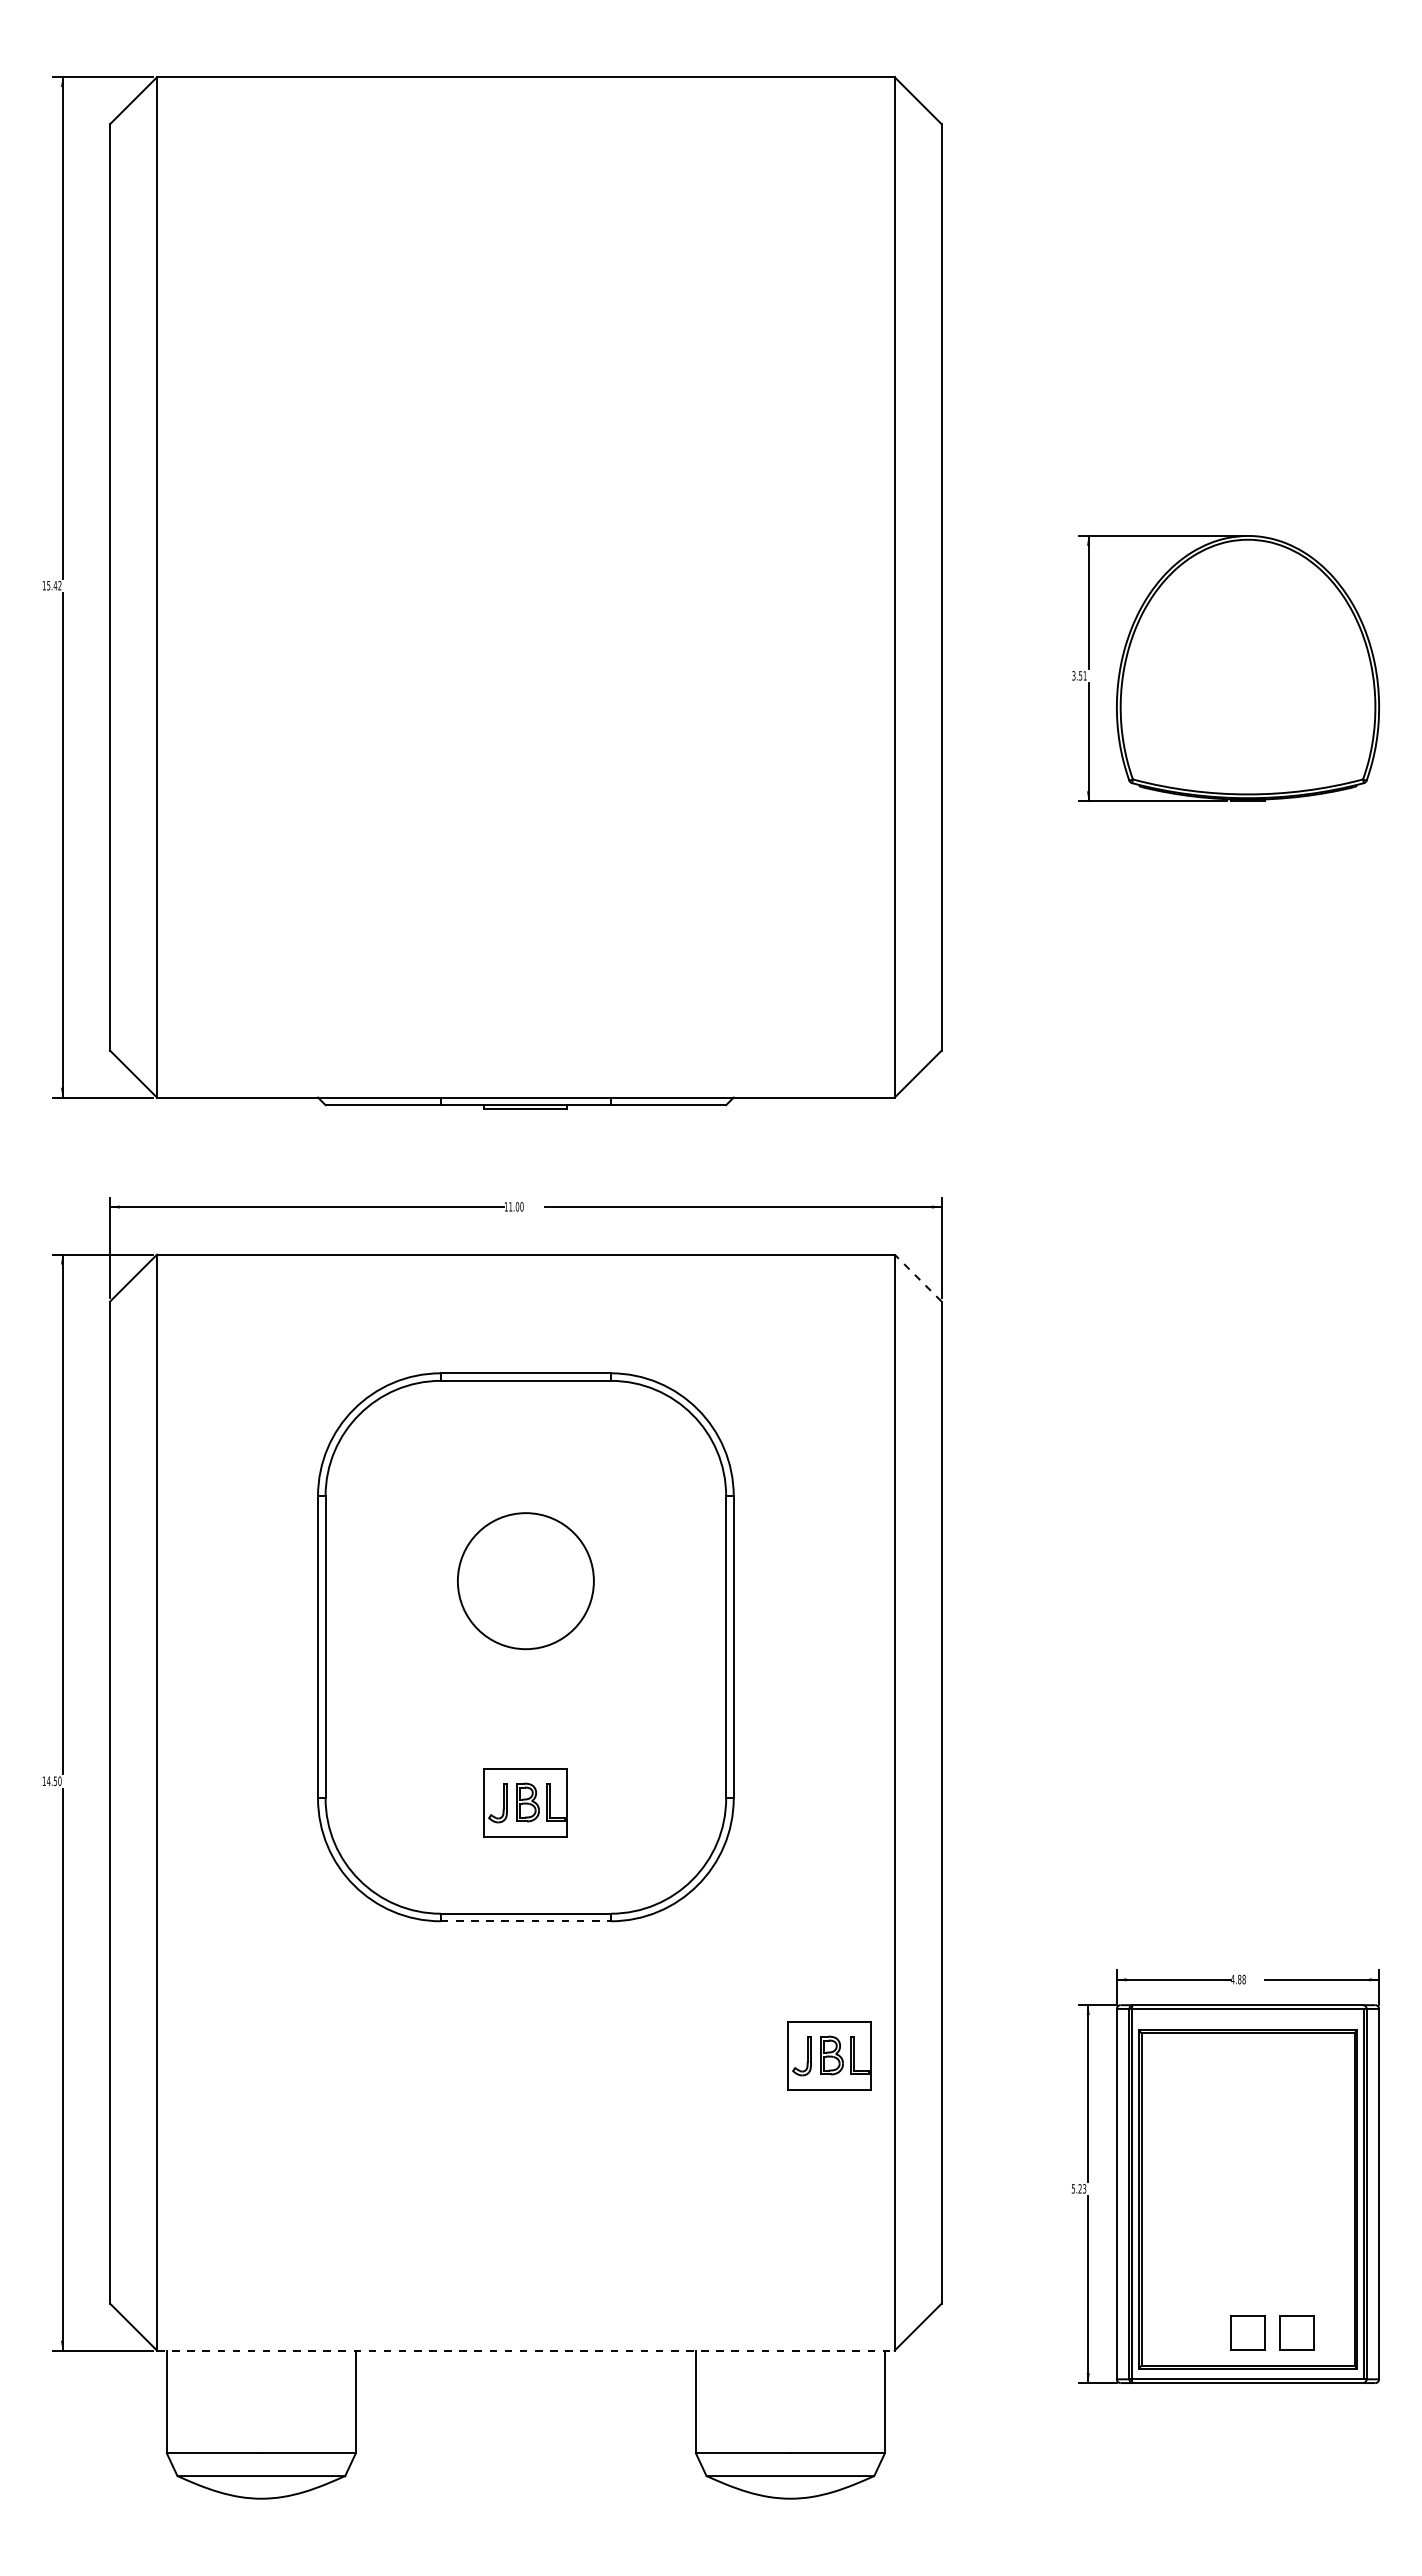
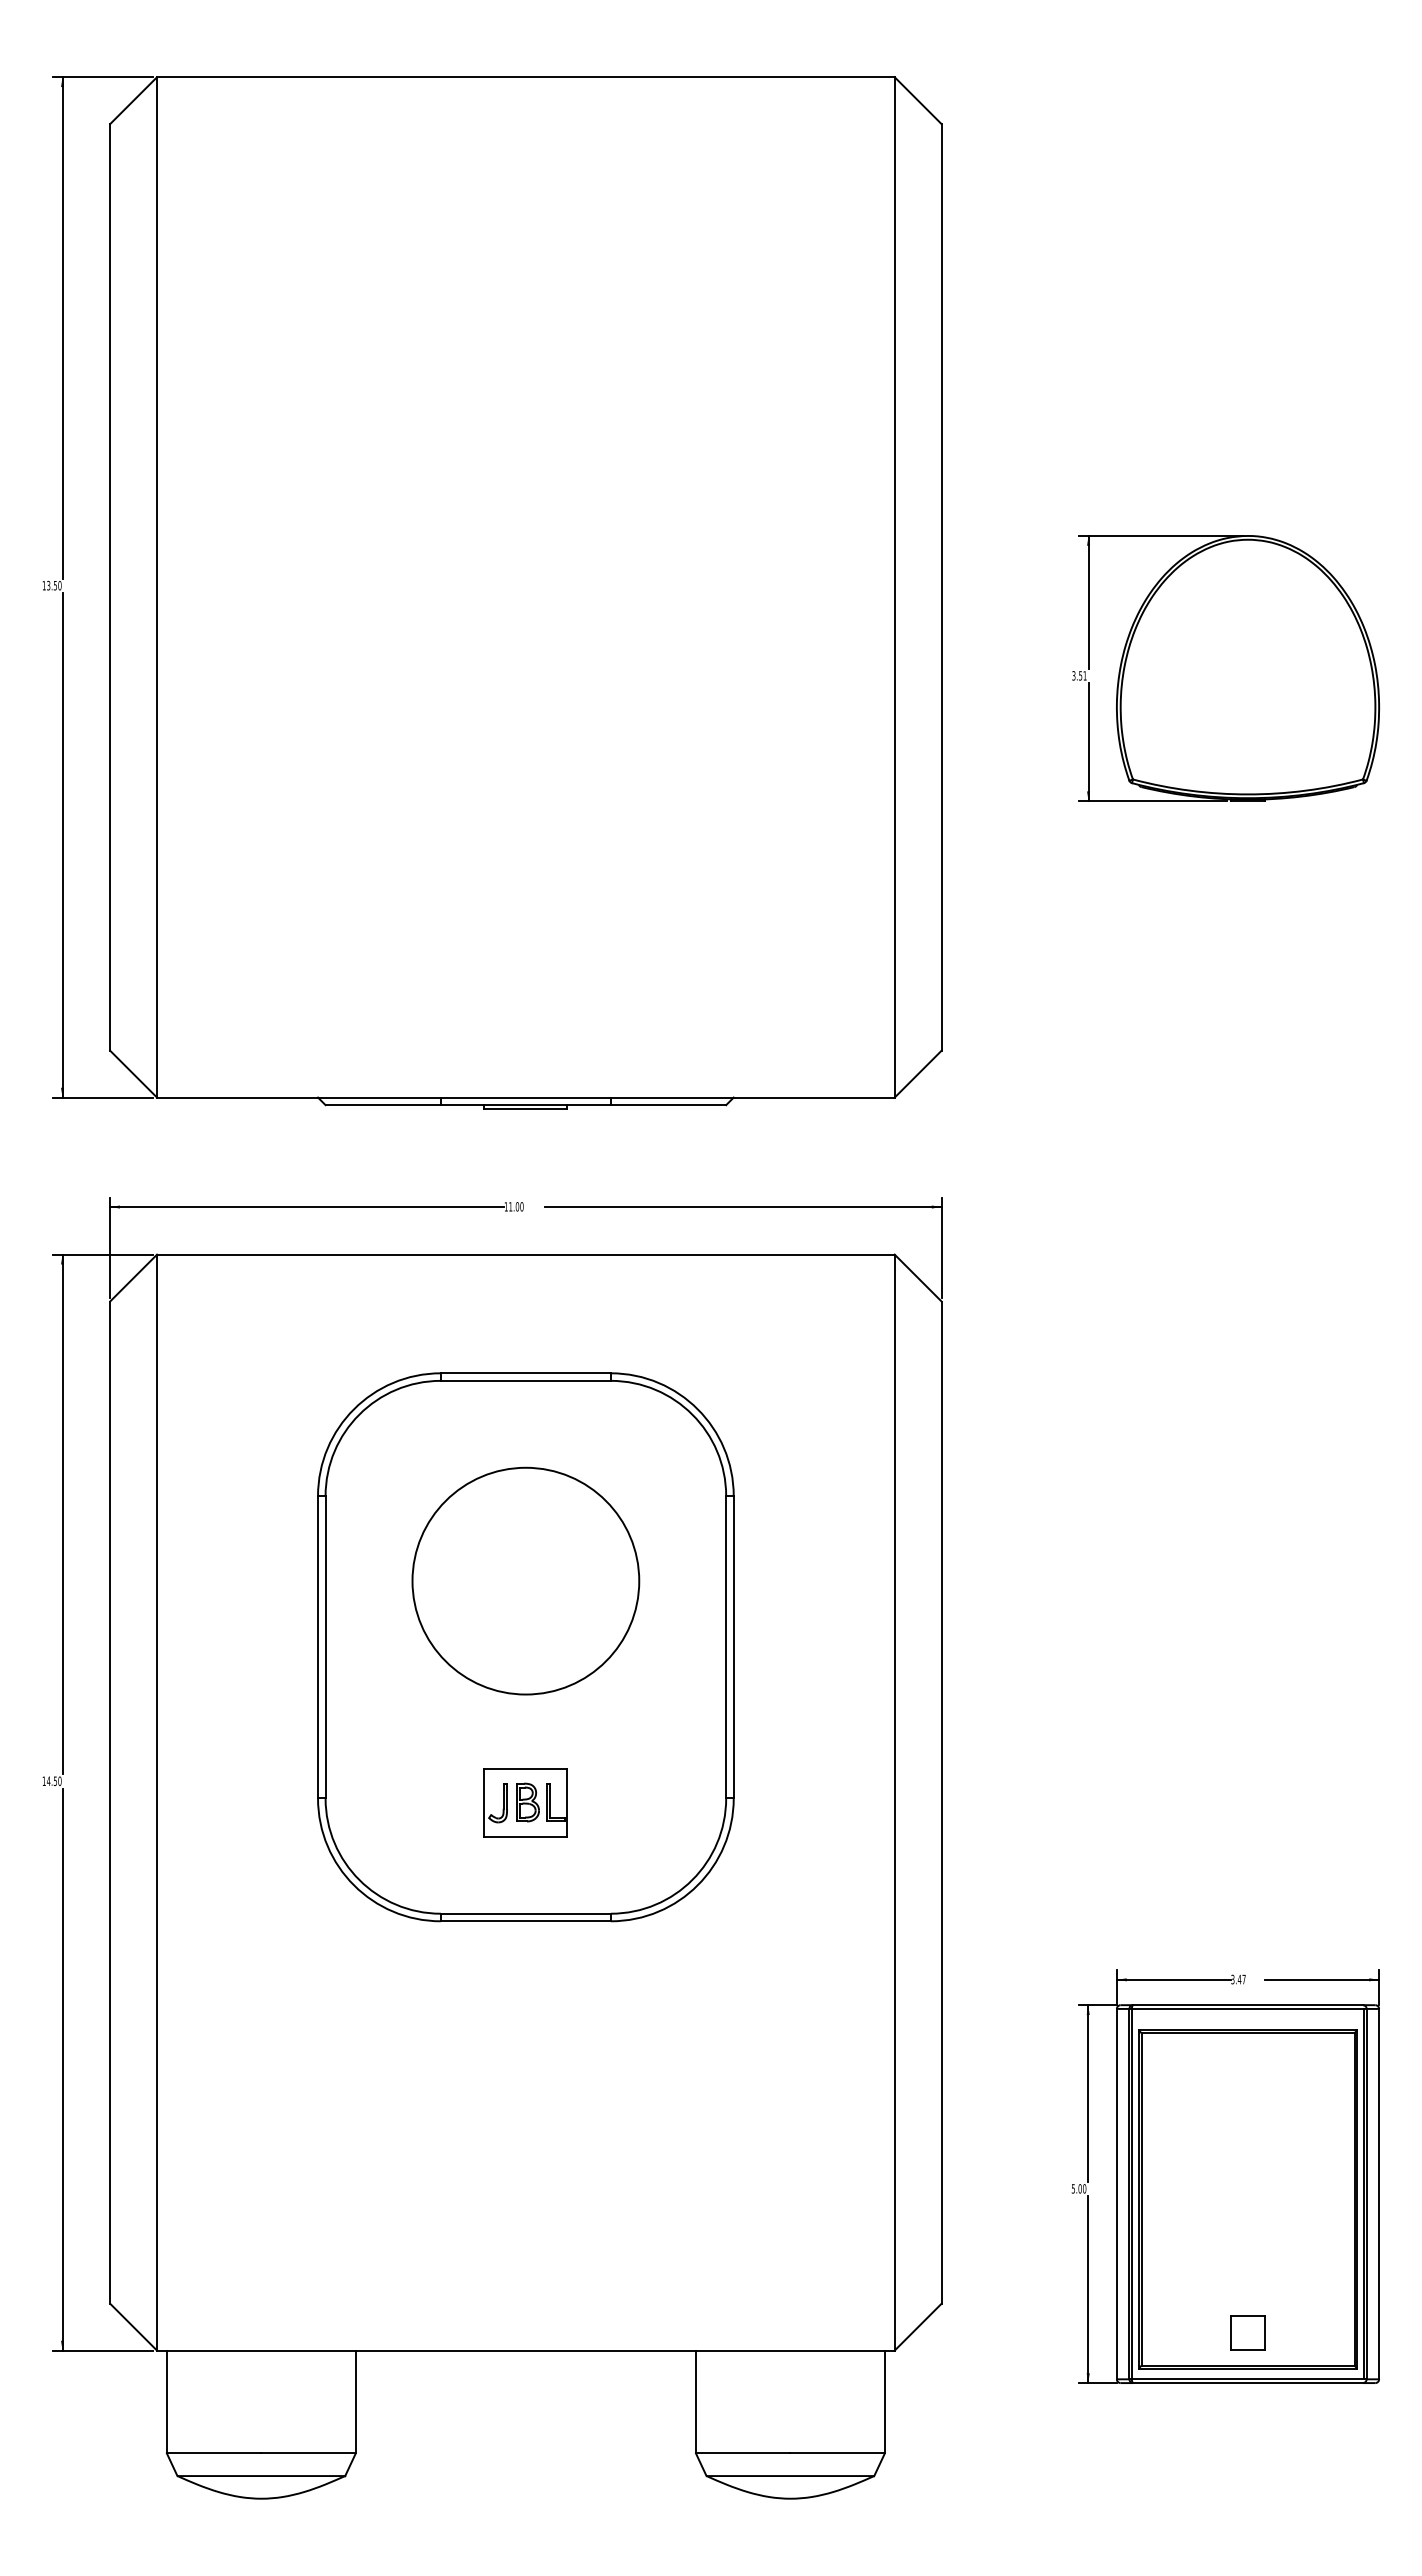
text: 15.42 -> 13.50 (54, 585)
line: dashed -> solid (917, 1277)
circle diameter: 136 px -> 227 px (525, 1580)
line: dashed -> solid (526, 1921)
text: 4.88 -> 3.47 (1238, 1979)
part: present -> none (829, 2055)
text: 5.23 -> 5.00 (1082, 2188)
part: present -> none (1296, 2332)
line: dashed -> solid (525, 2350)
